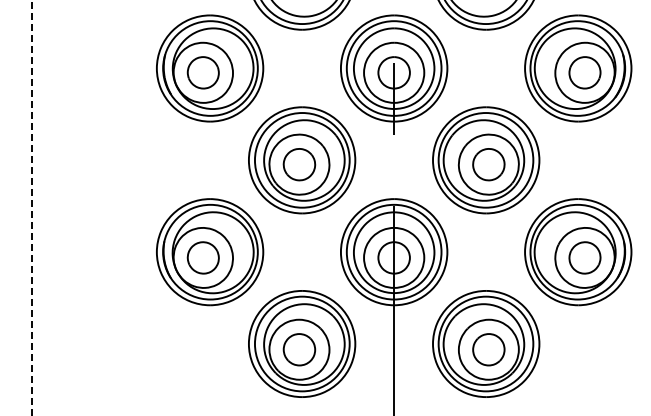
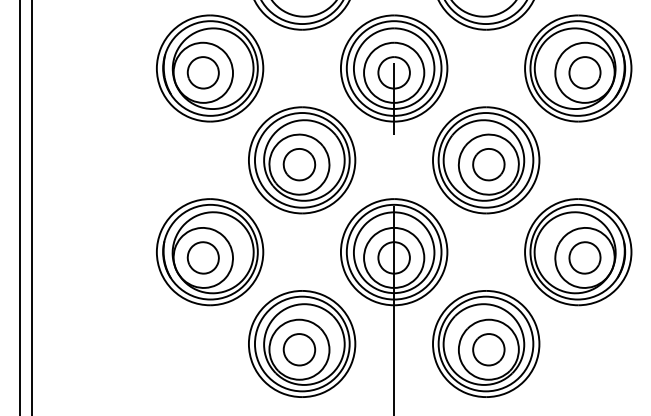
line: none -> present (19, 207)
line: dashed -> solid (31, 208)
